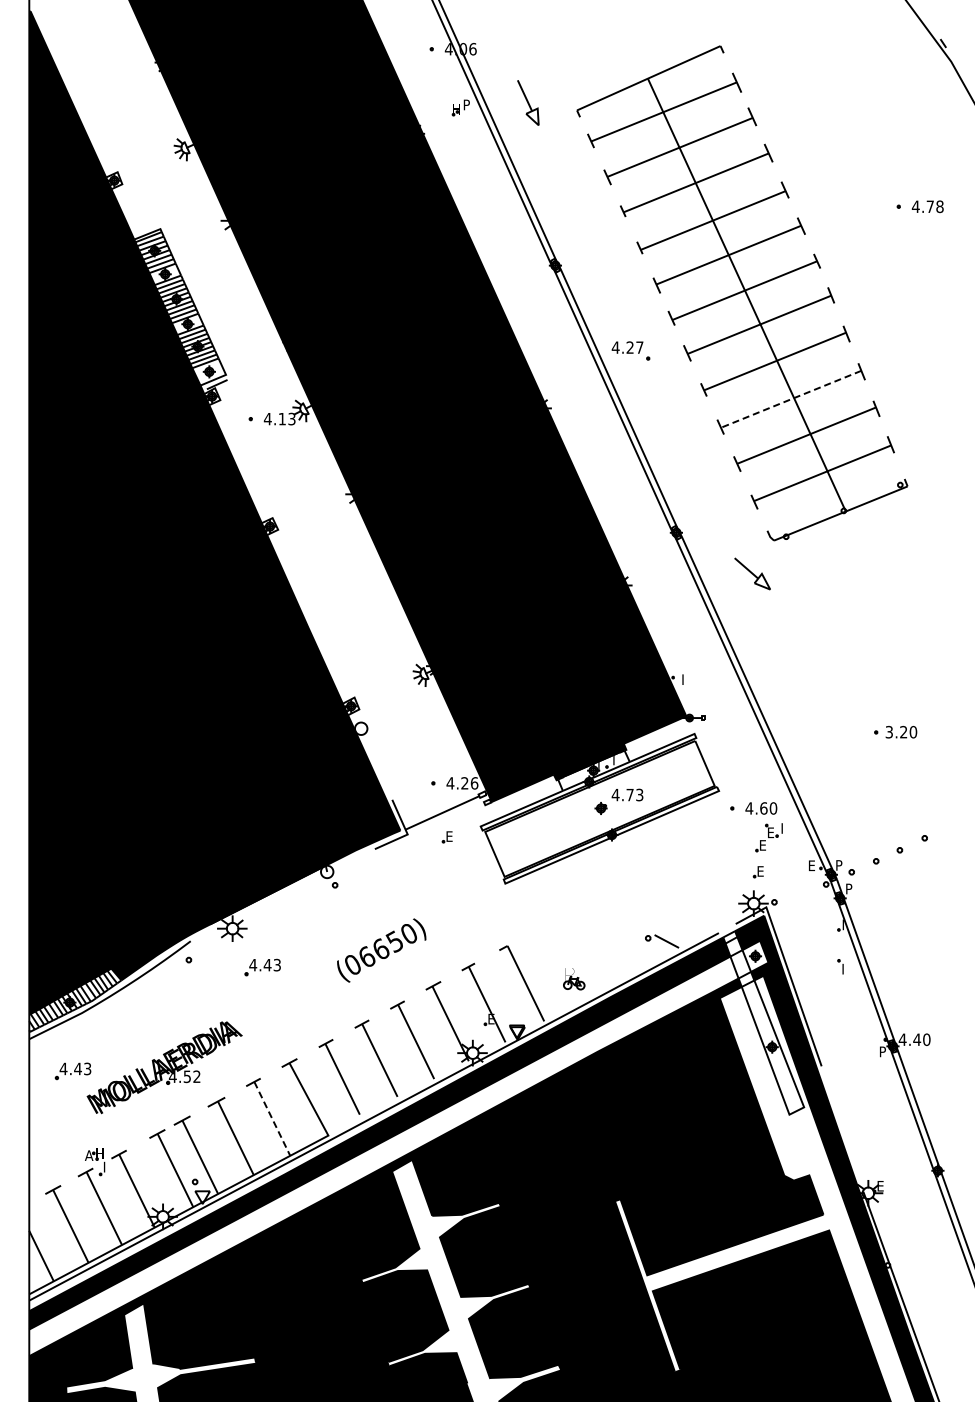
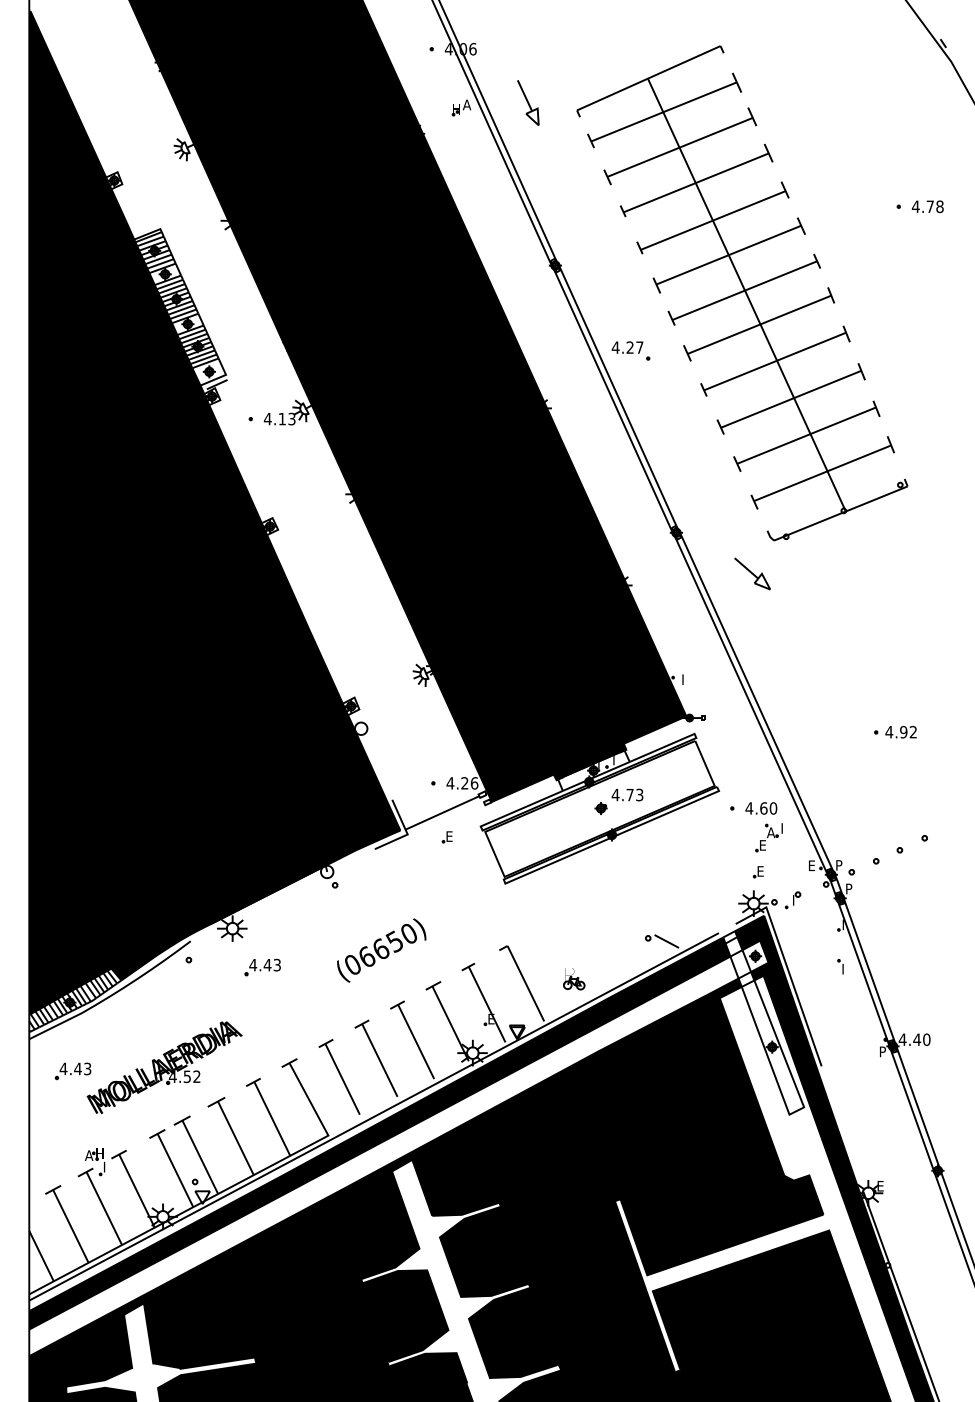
text: P -> A (467, 104)
line: dashed -> solid (790, 399)
text: 3.20 -> 4.92 (901, 731)
text: E -> A (771, 832)
part: none -> present (792, 900)
line: dashed -> solid (272, 1118)
